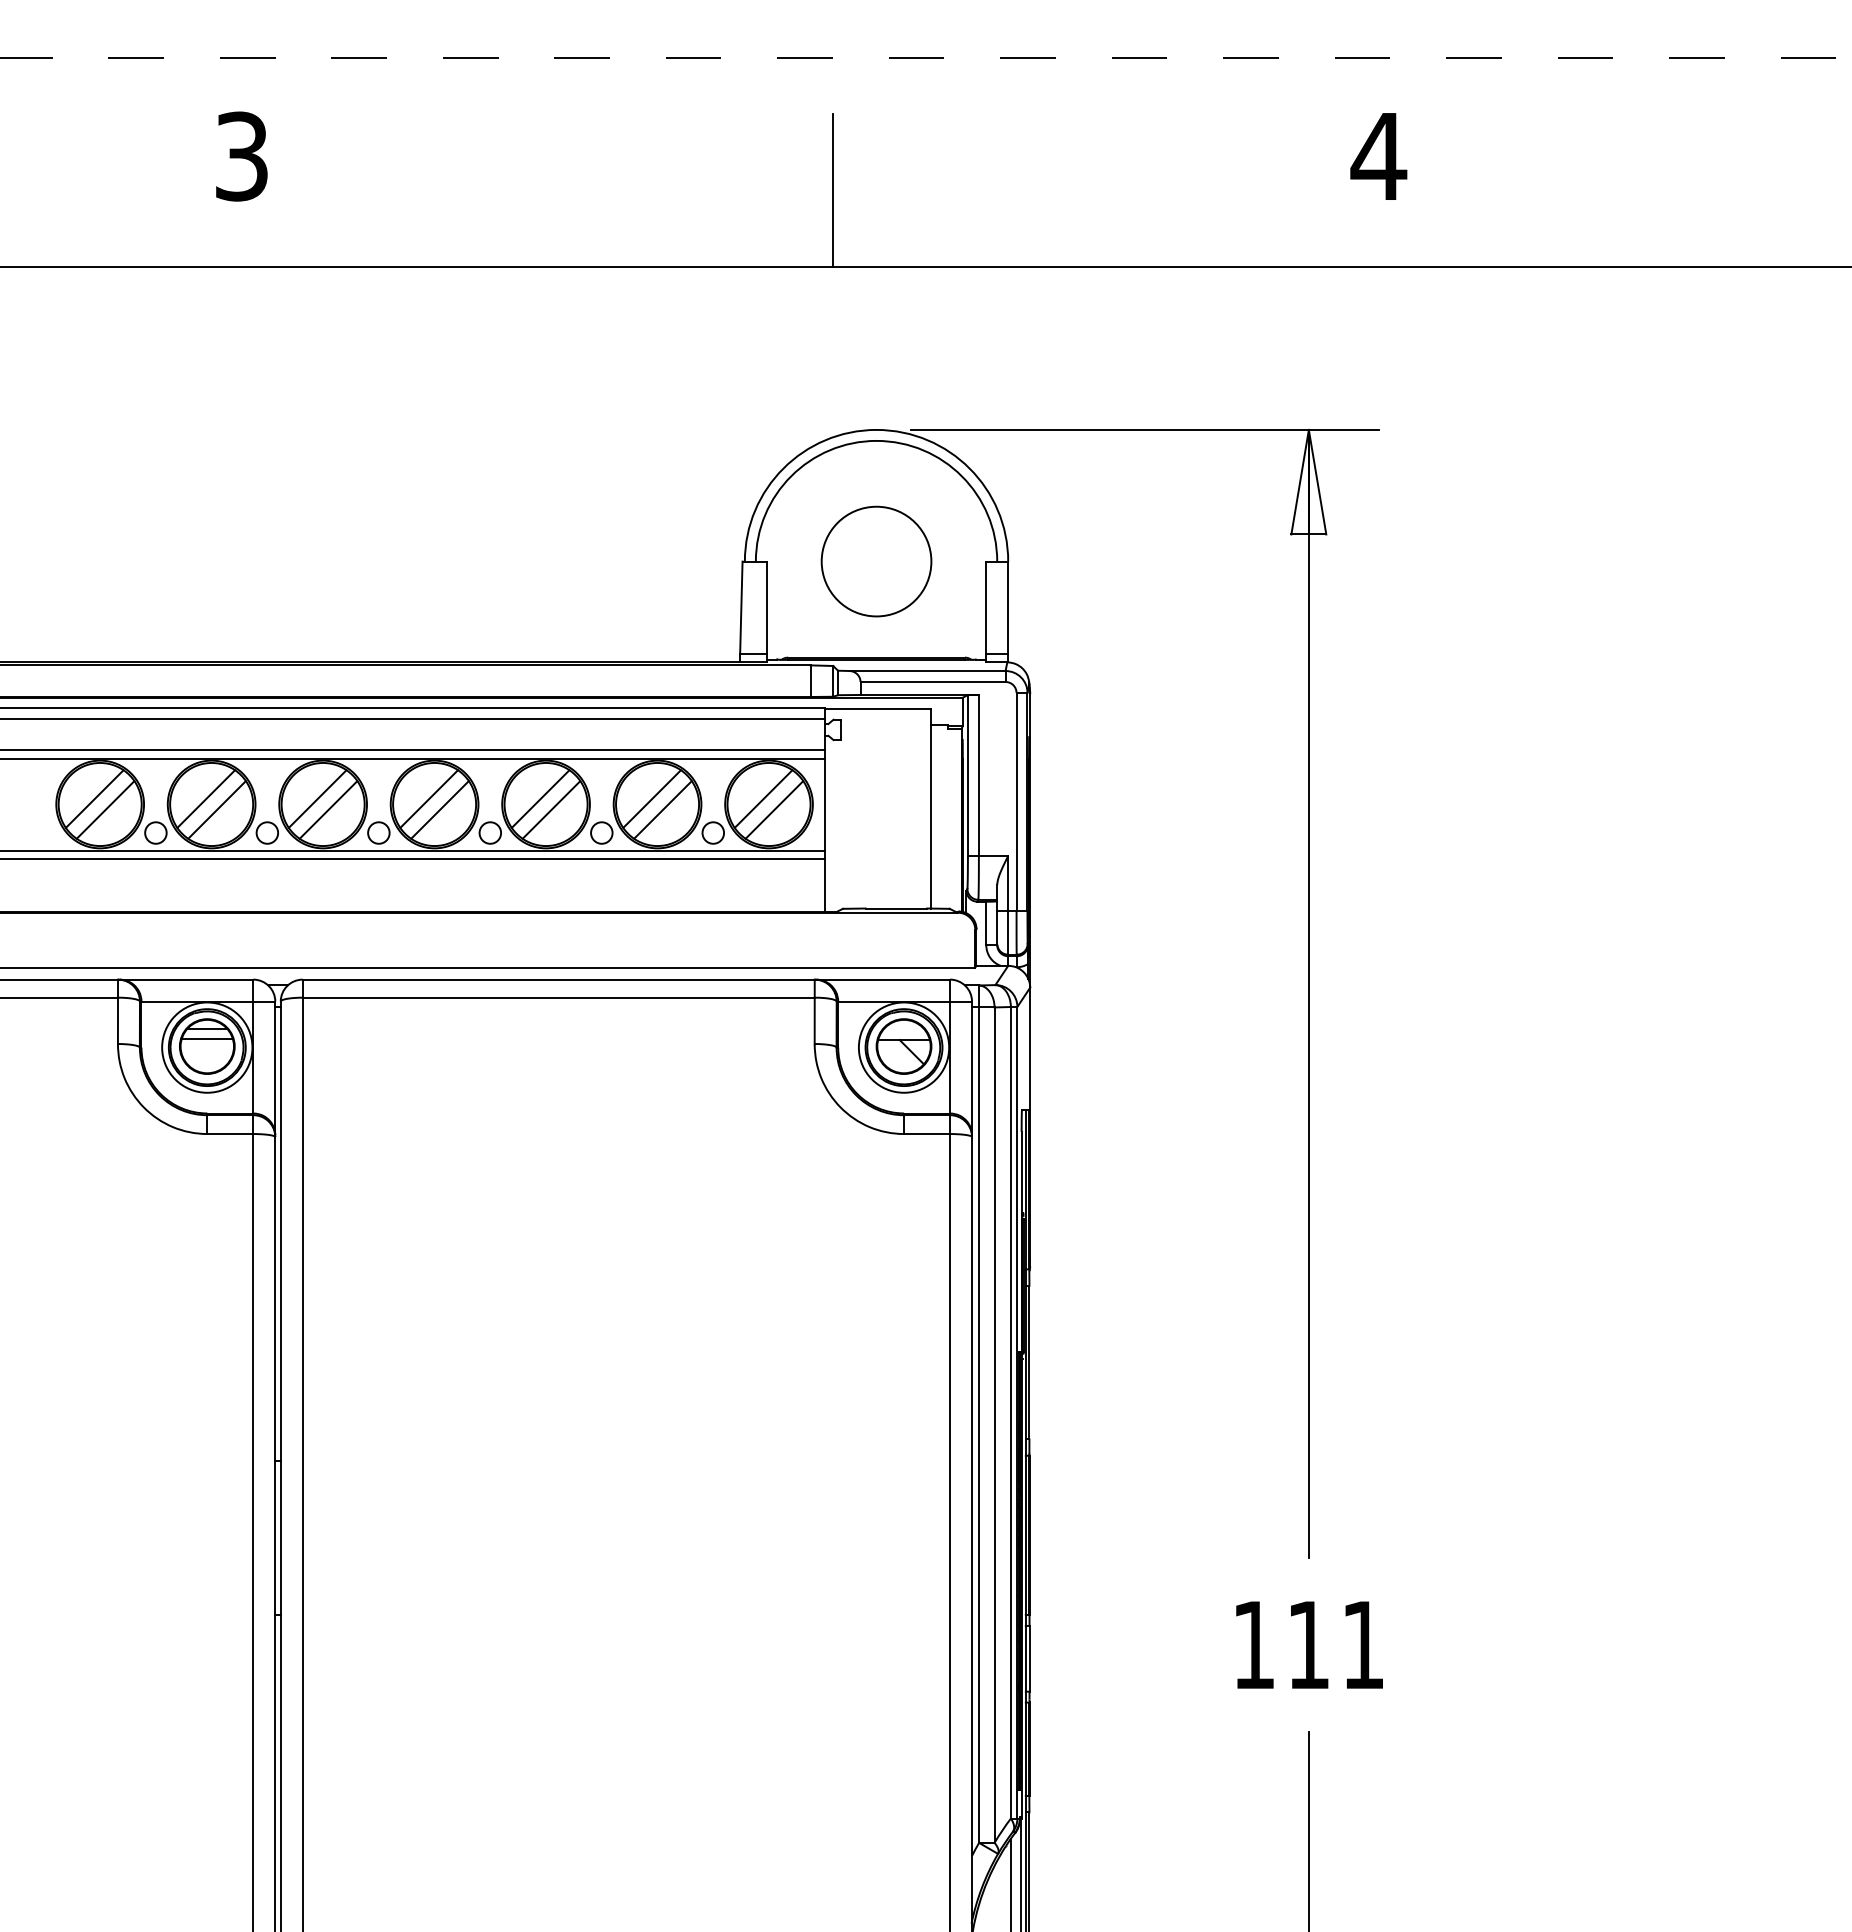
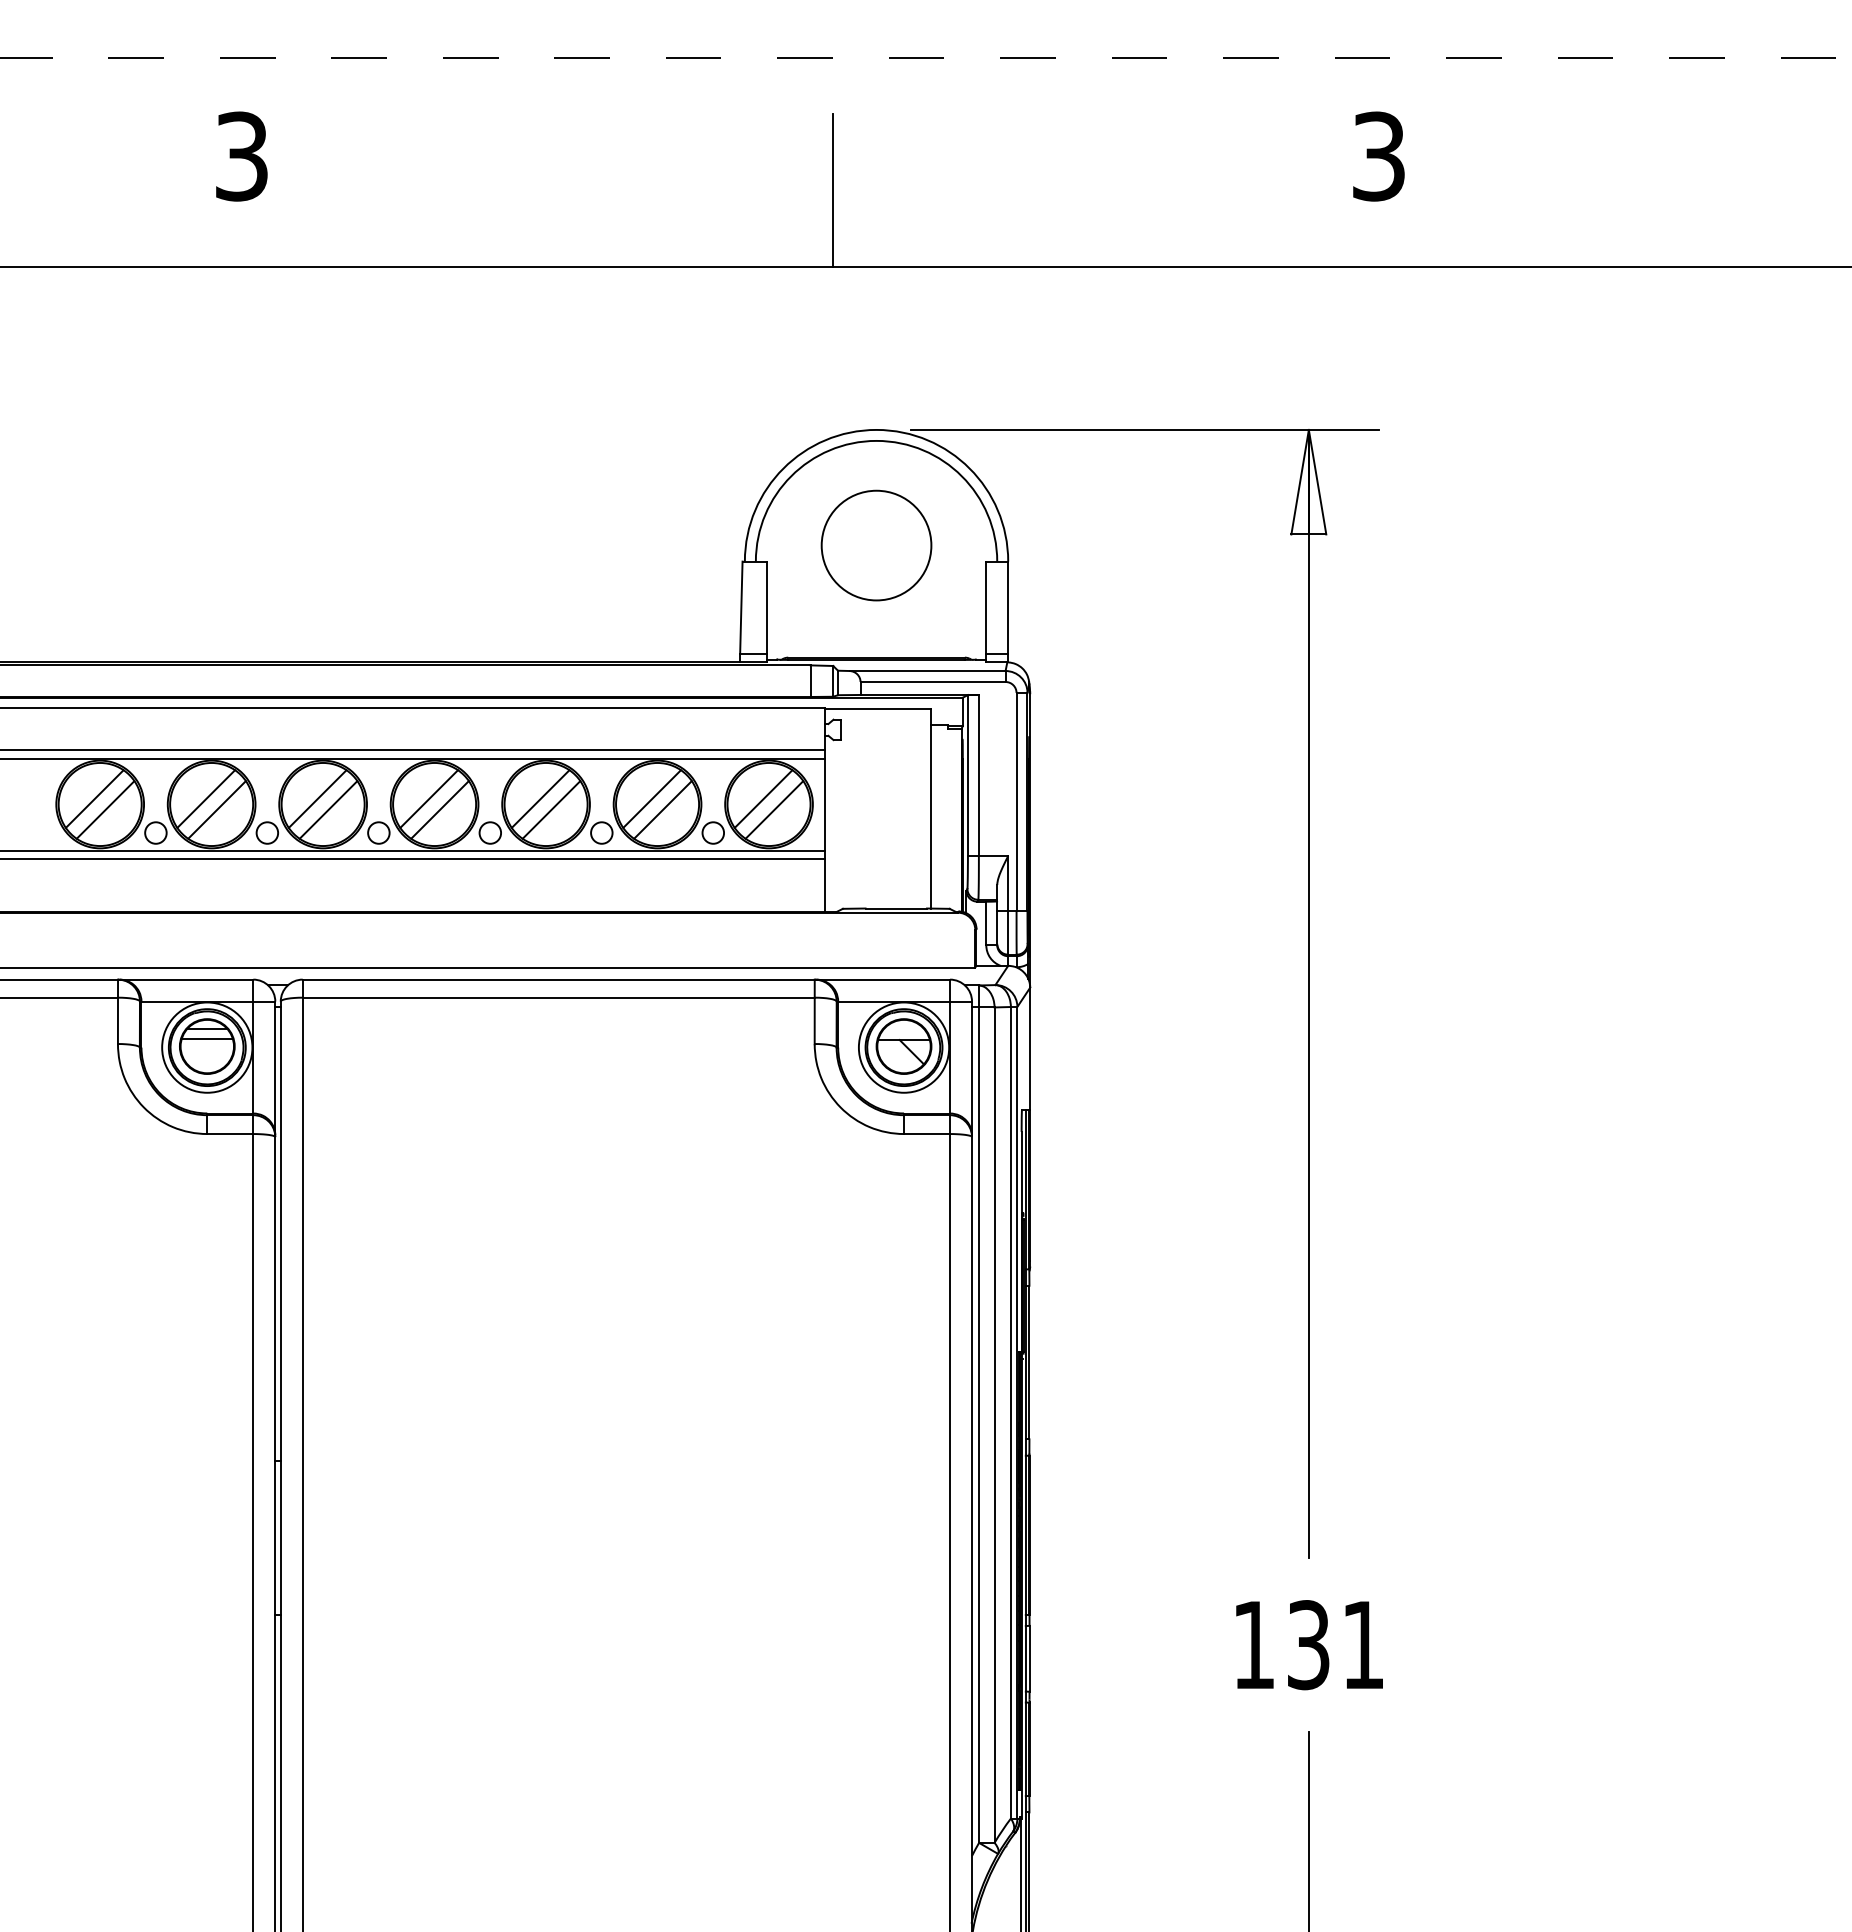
text: 4 -> 3 (1378, 156)
circle position: (876, 561) -> (876, 545) (876, 545)
line: present -> none (413, 718)
text: 111 -> 131 (1308, 1645)
line: present -> none (1010, 1883)
